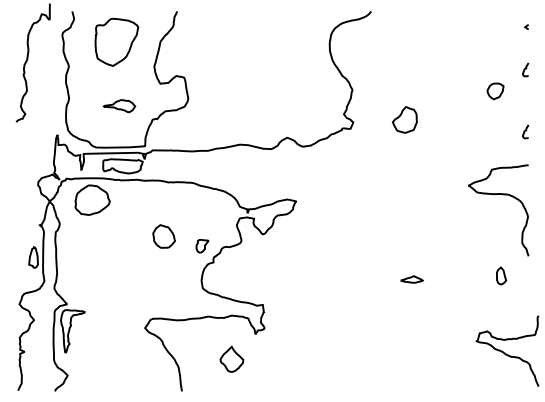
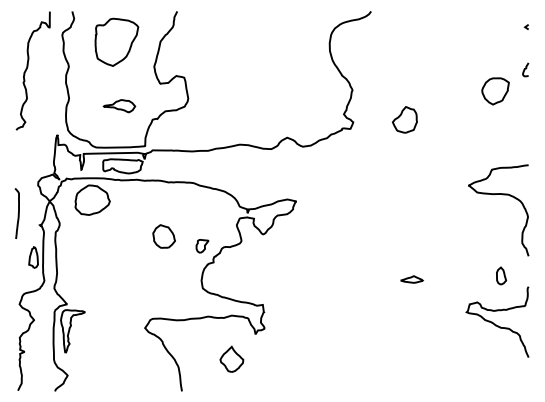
curve position: (28, 59) -> (28, 67) (28, 67)
part size: 19x19 px -> 29x29 px (495, 91)
curve: present -> none (525, 131)
curve: none -> present (17, 214)
curve position: (505, 352) -> (495, 323) (495, 323)
